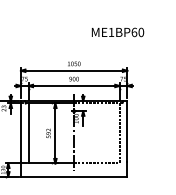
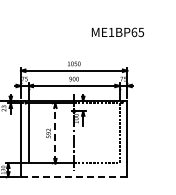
text: ME1BP60 -> ME1BP65 (141, 31)
line: solid -> dashed (55, 133)
line: solid -> dashed (74, 176)
